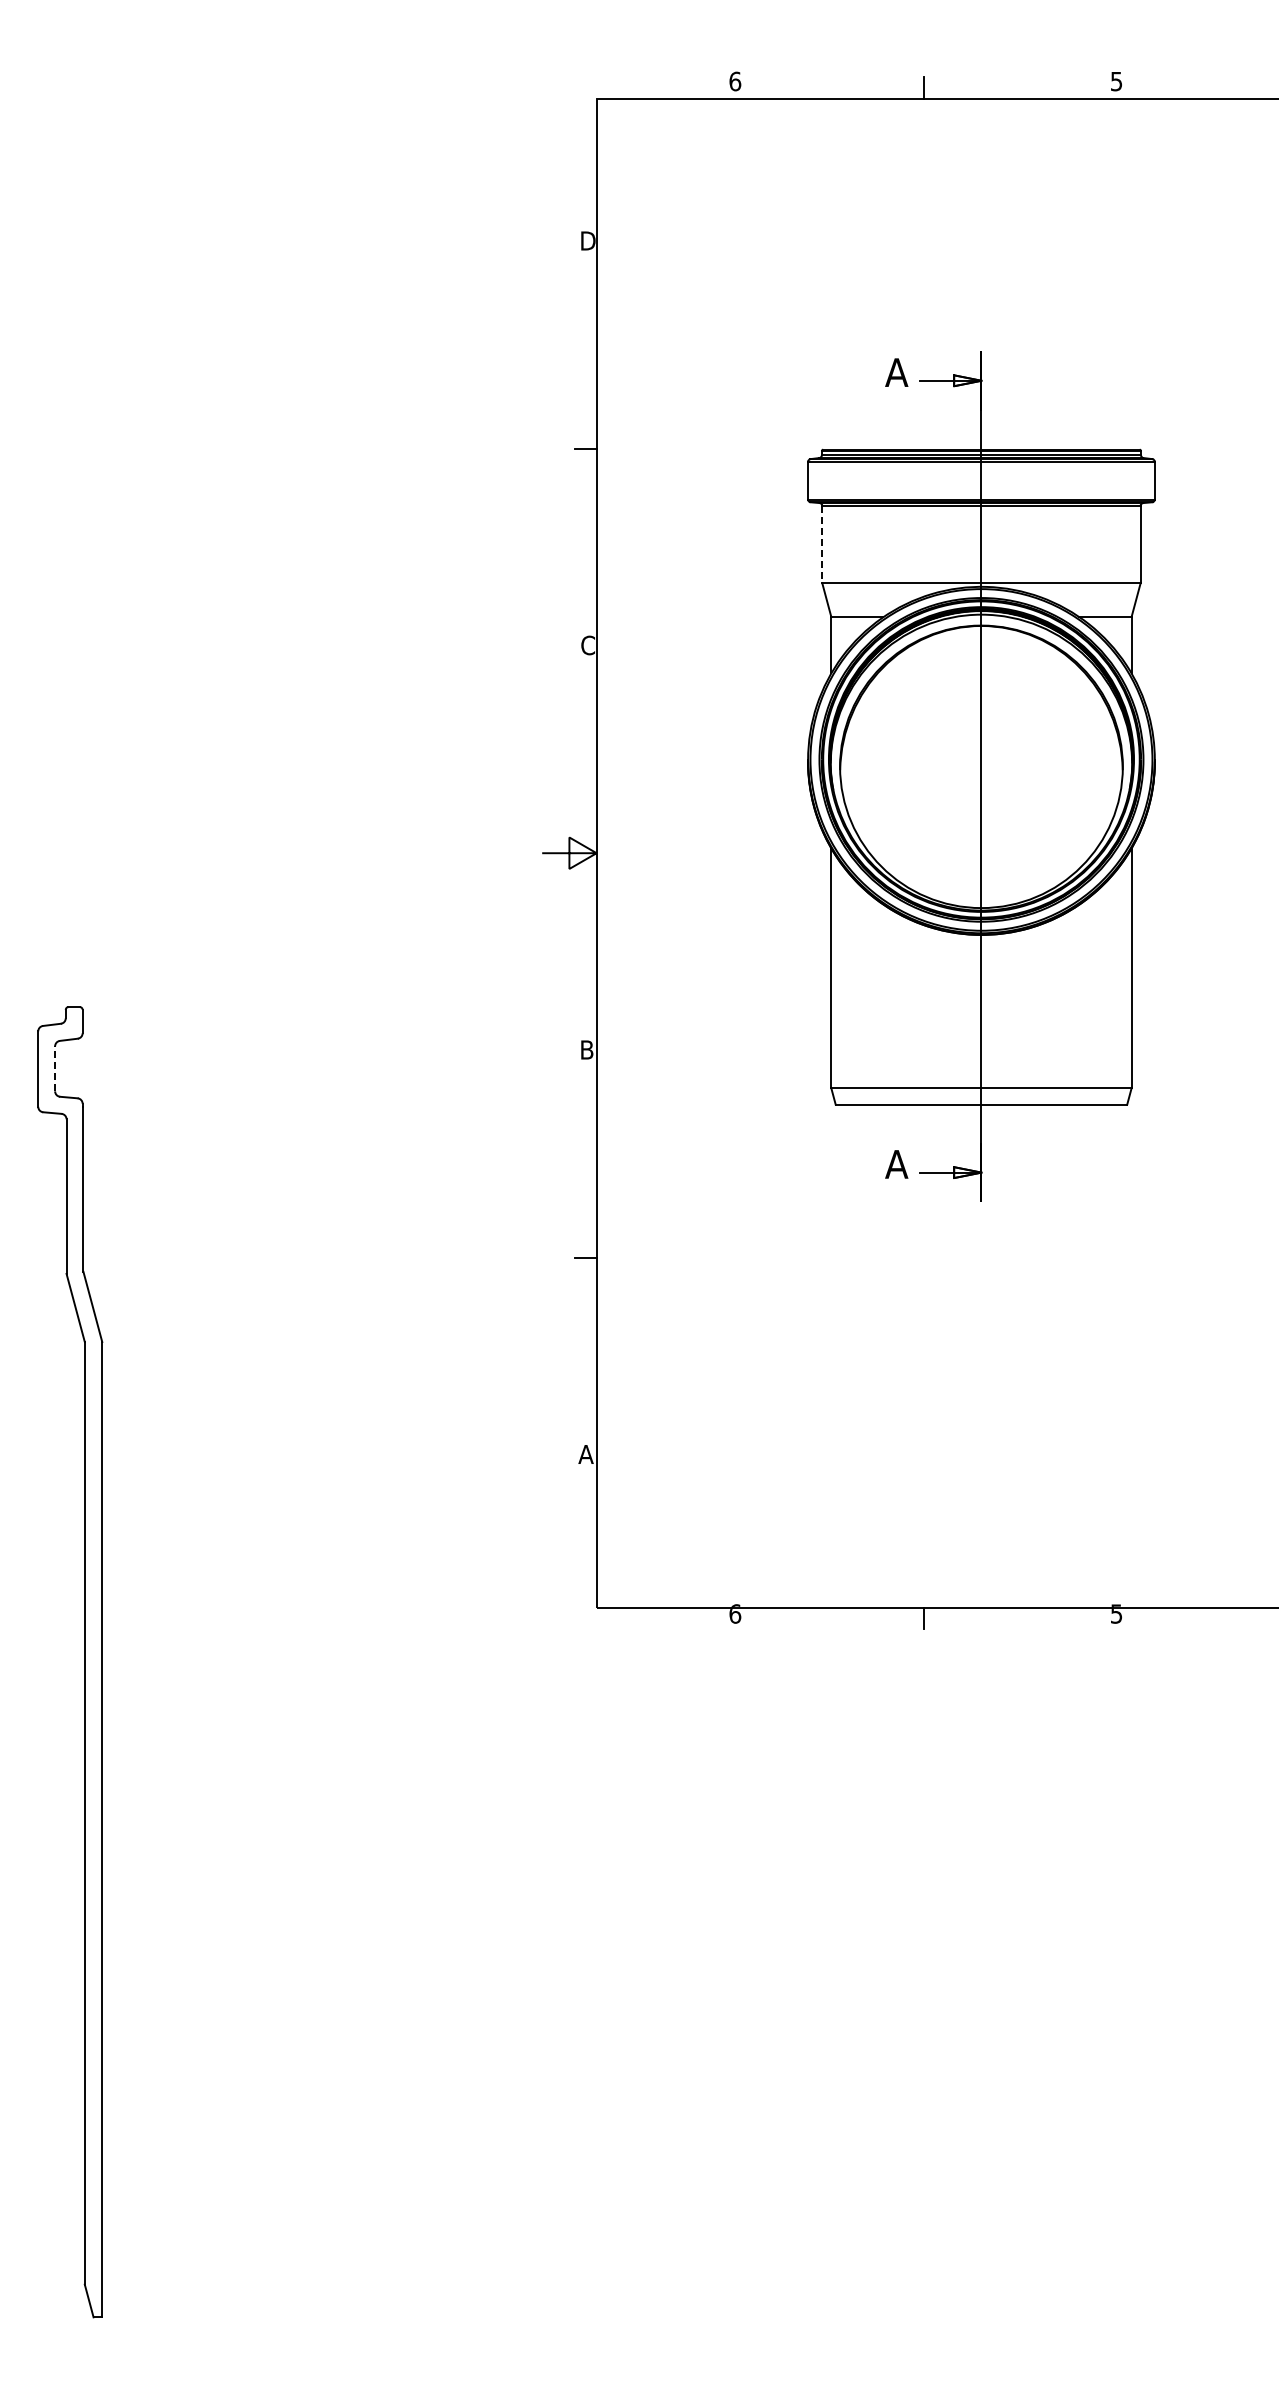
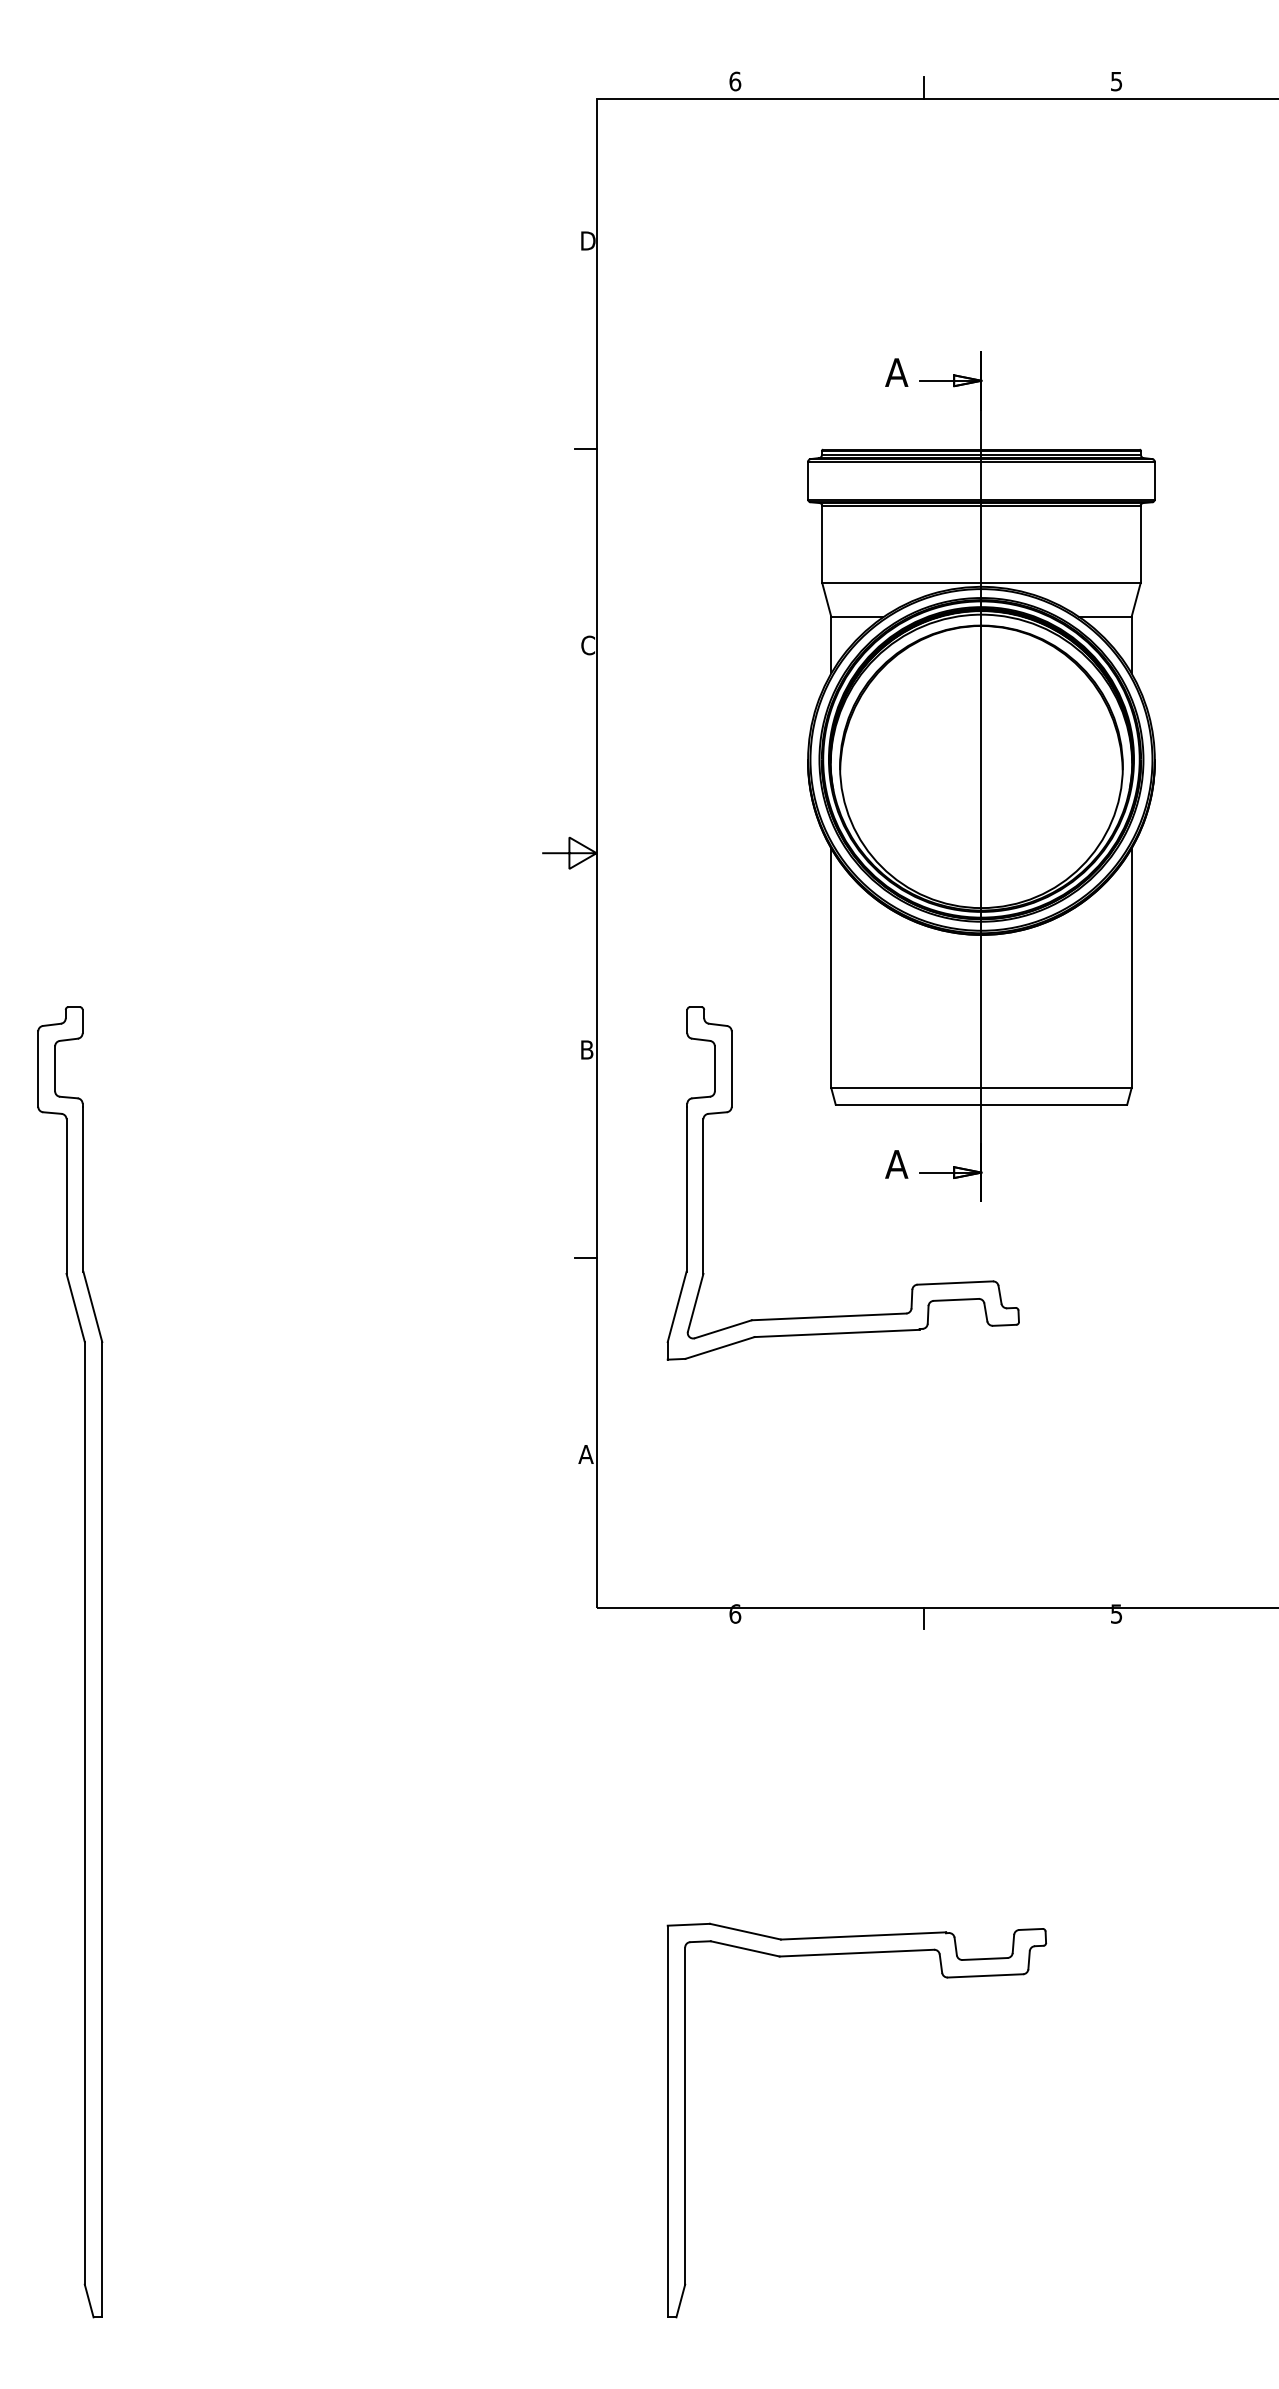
line: dashed -> solid (822, 544)
line: dashed -> solid (55, 1068)
part: none -> present (914, 1284)
part: none -> present (856, 1954)
